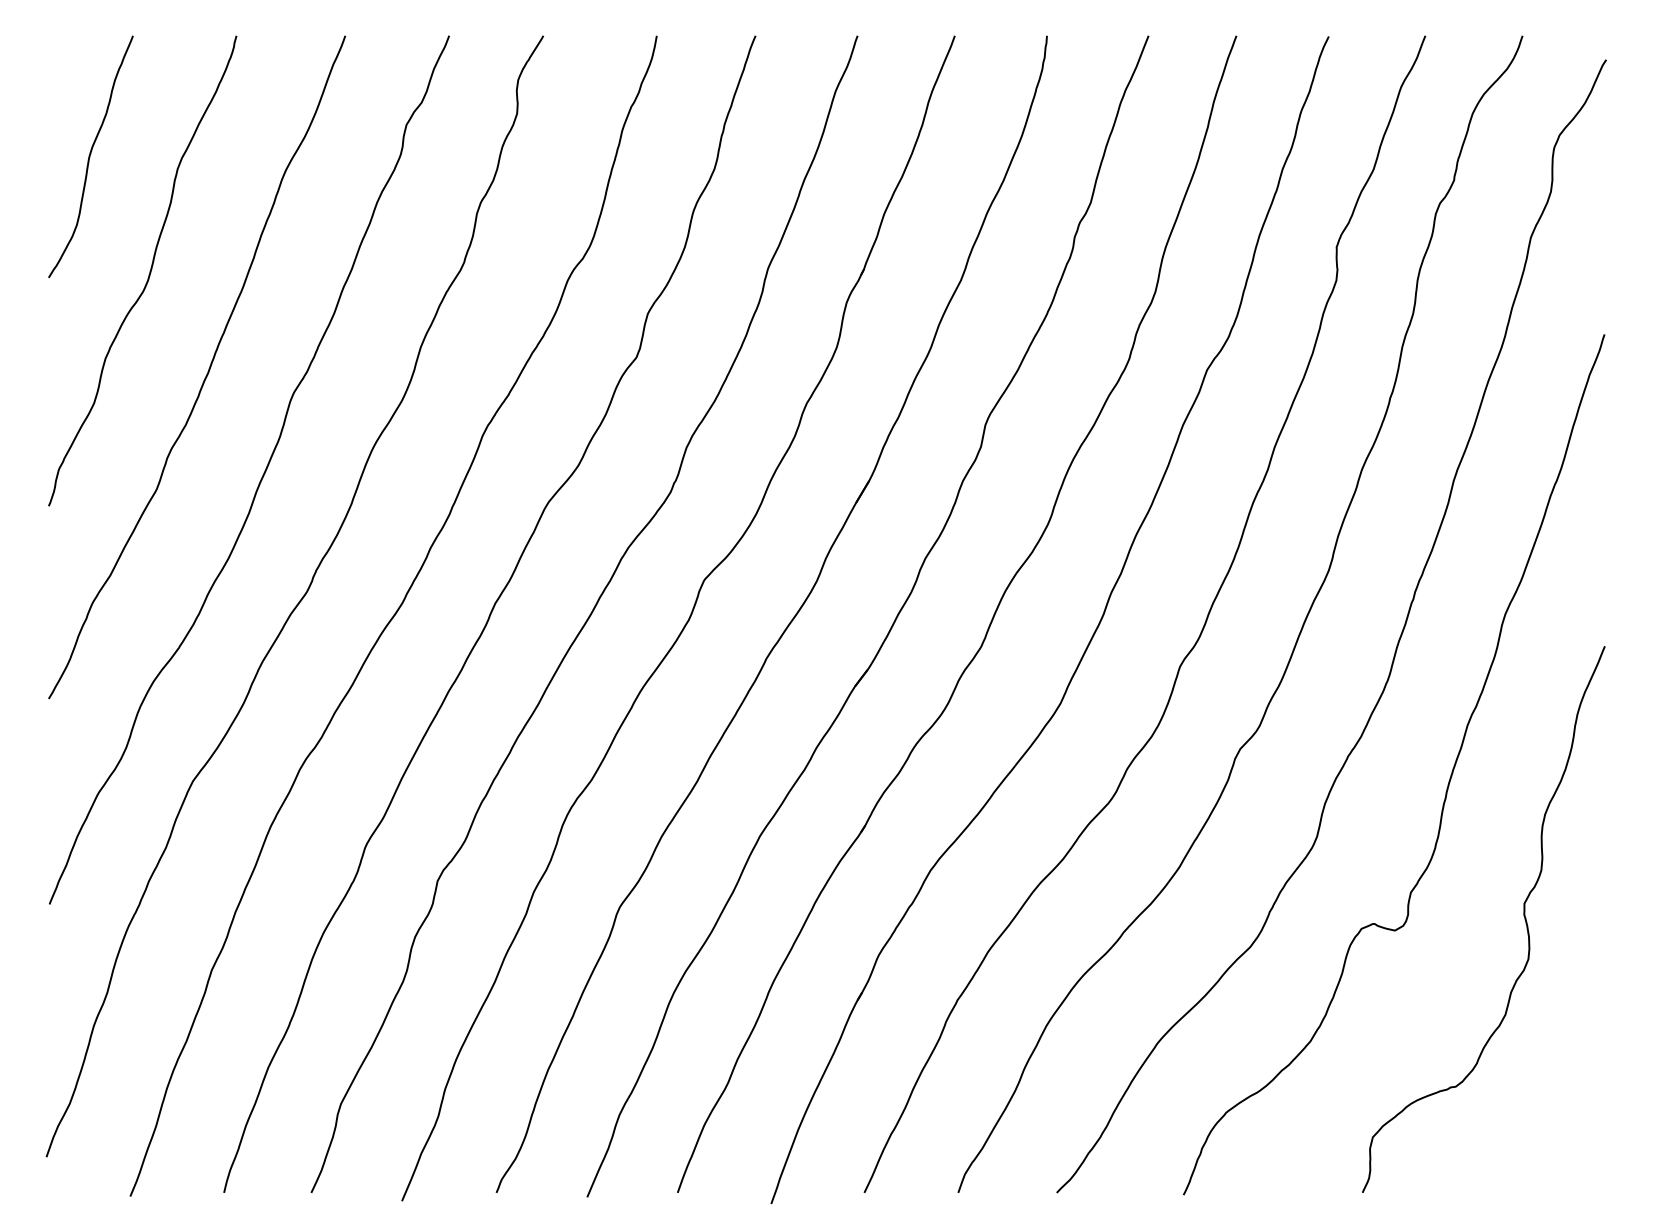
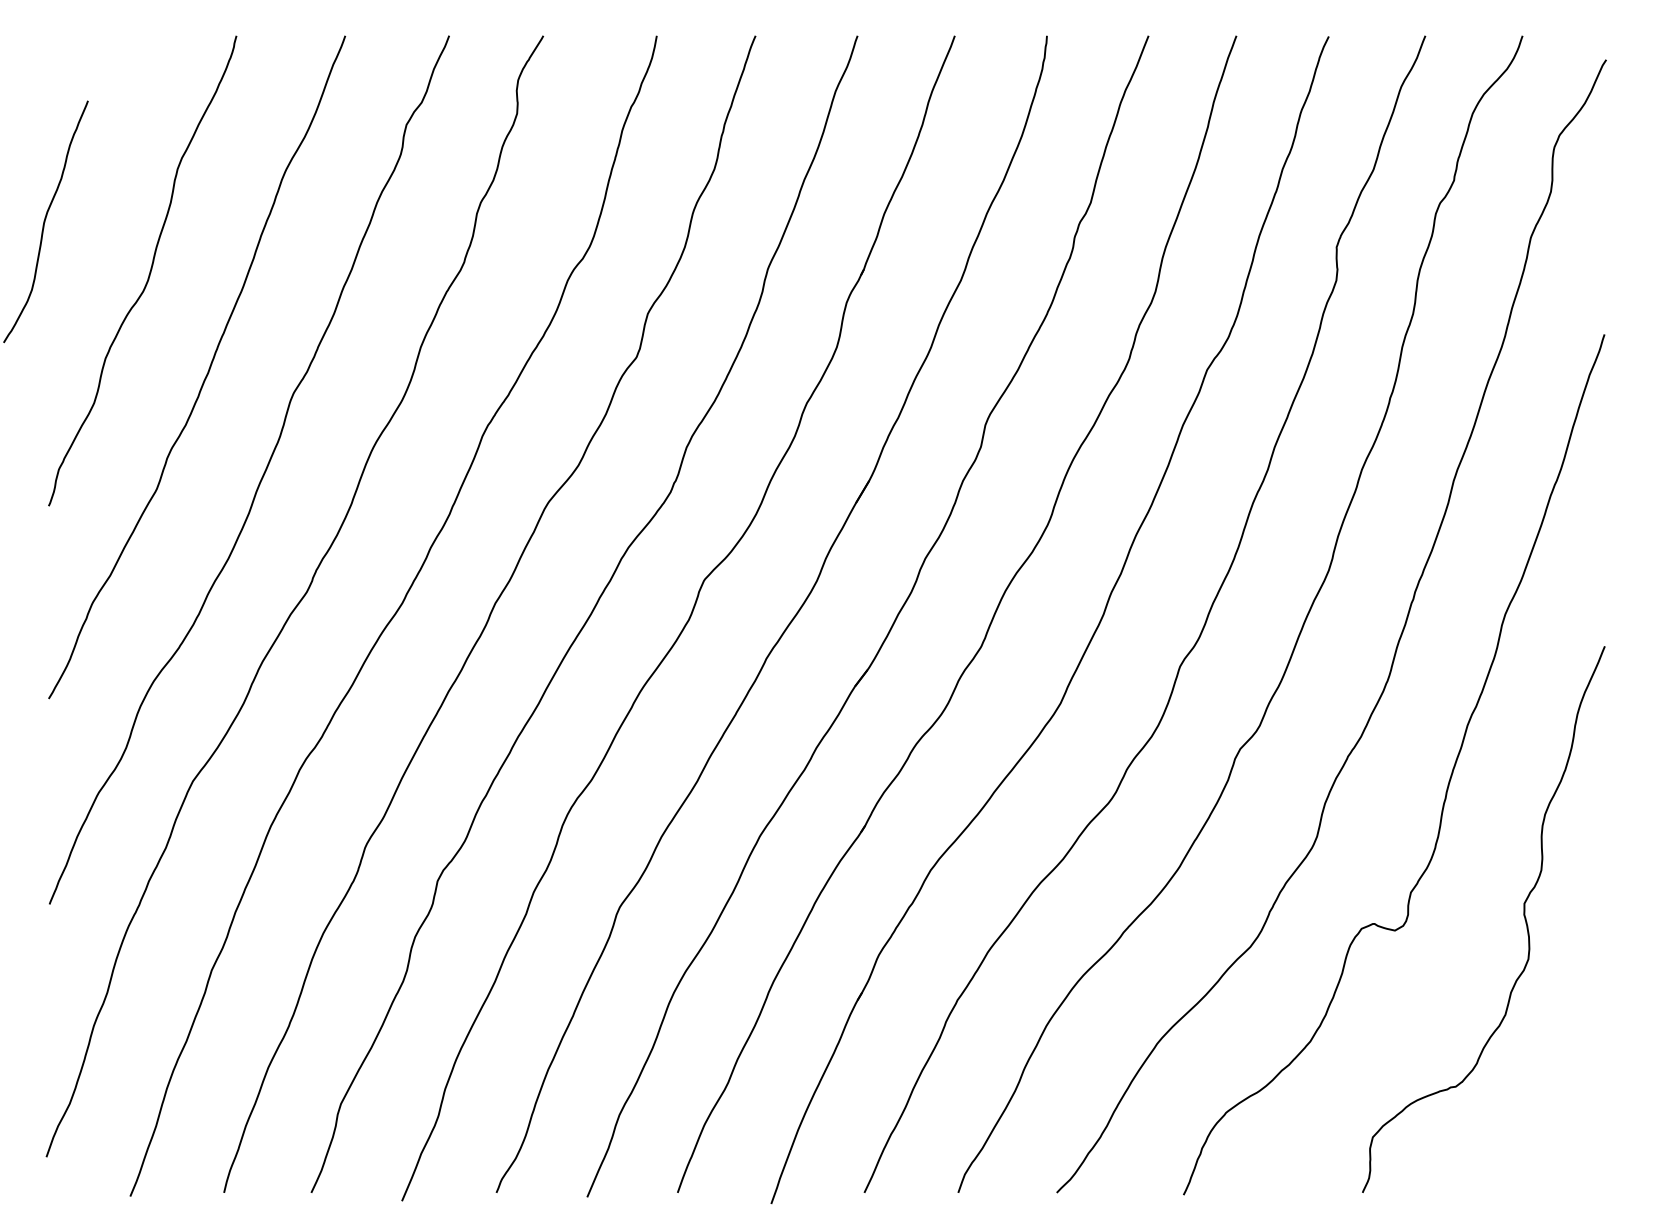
curve position: (90, 156) -> (45, 221) (45, 221)
